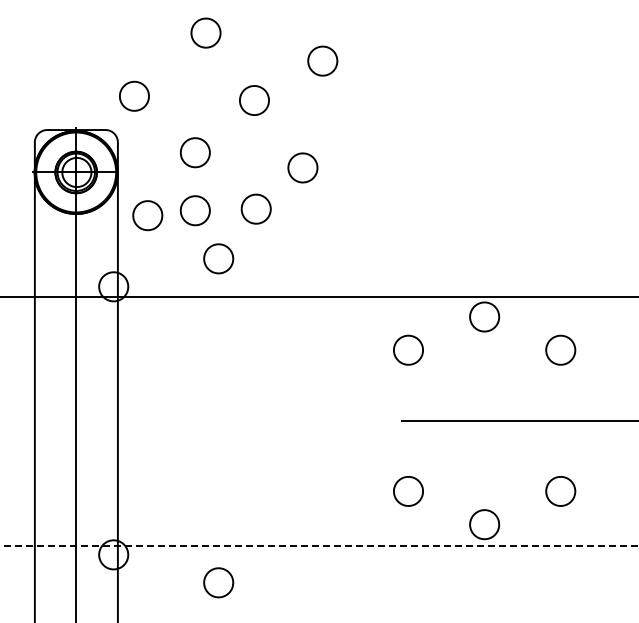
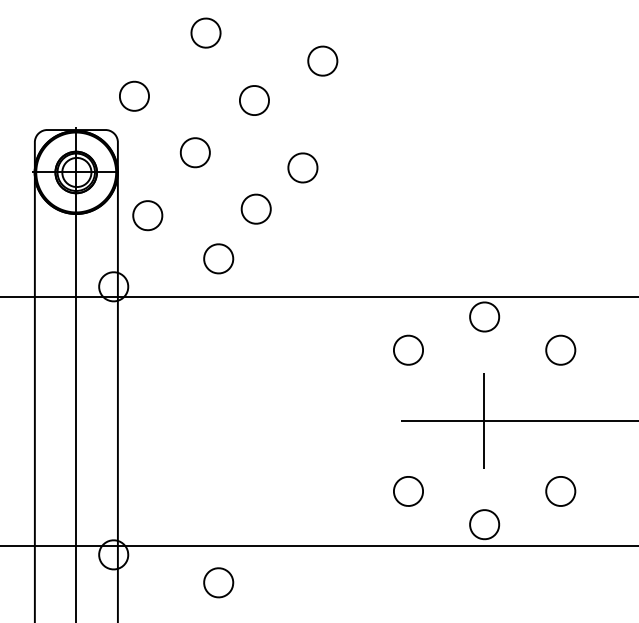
part: present -> none (195, 210)
line: none -> present (484, 420)
line: dashed -> solid (320, 545)
